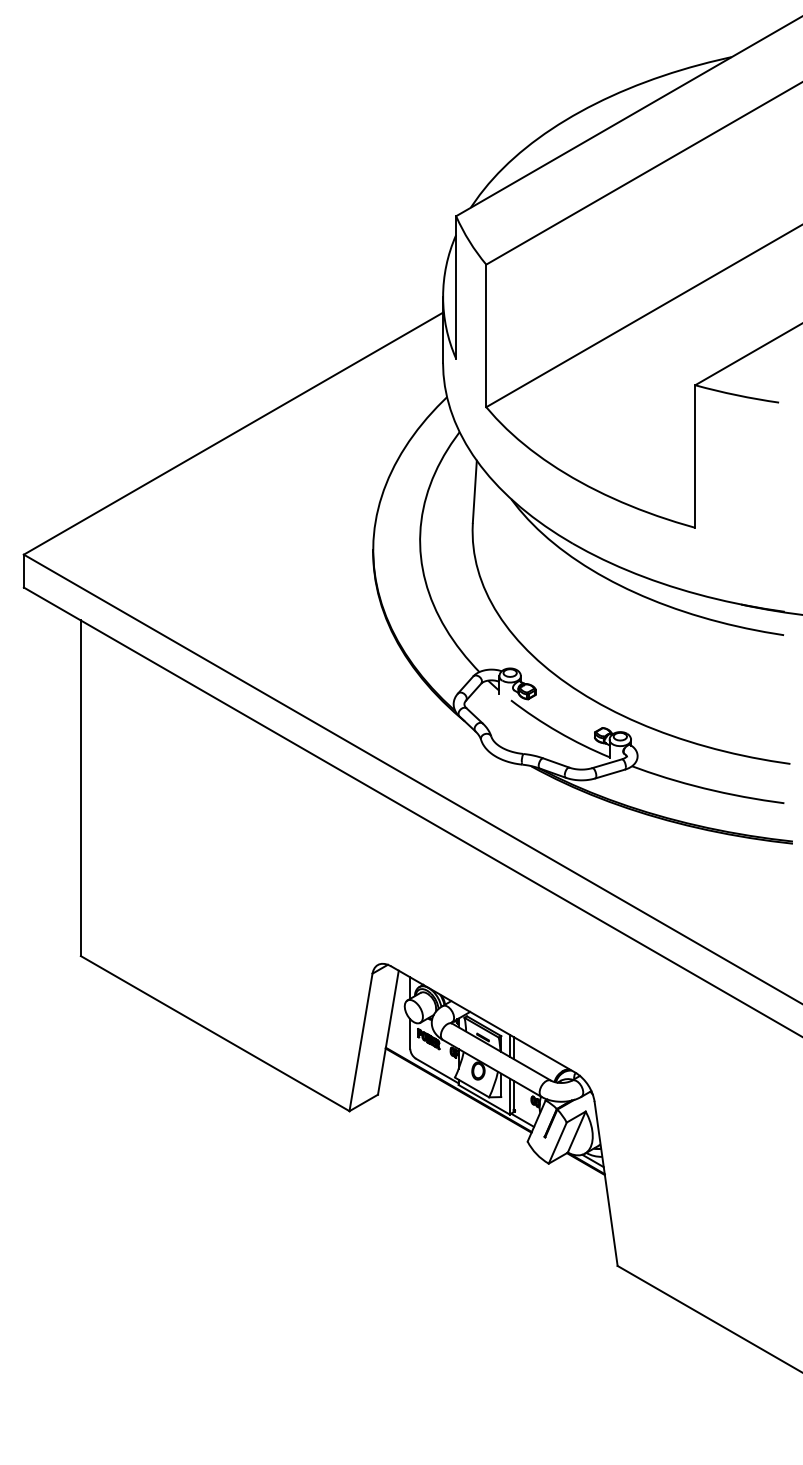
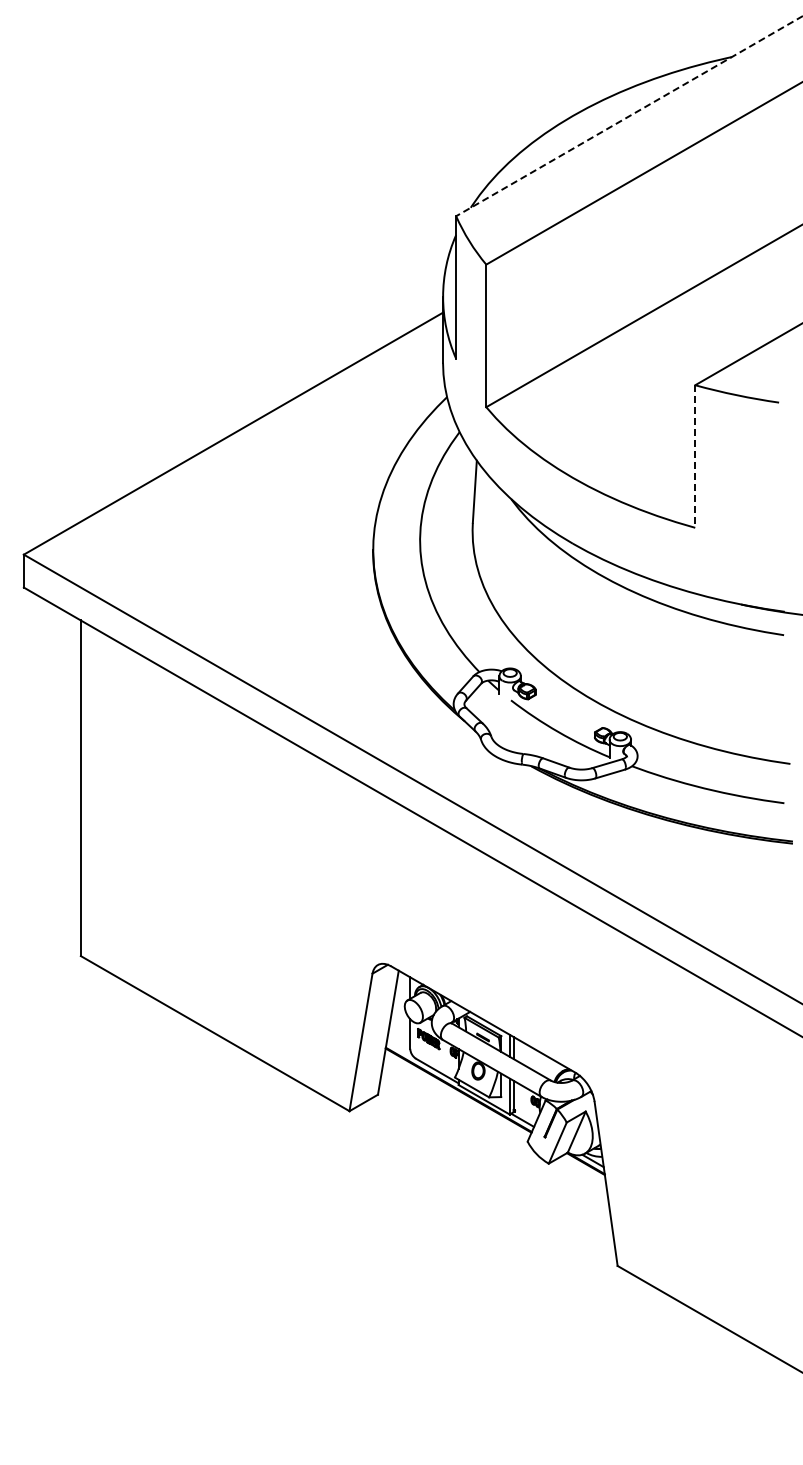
line: solid -> dashed (629, 116)
line: solid -> dashed (695, 457)
